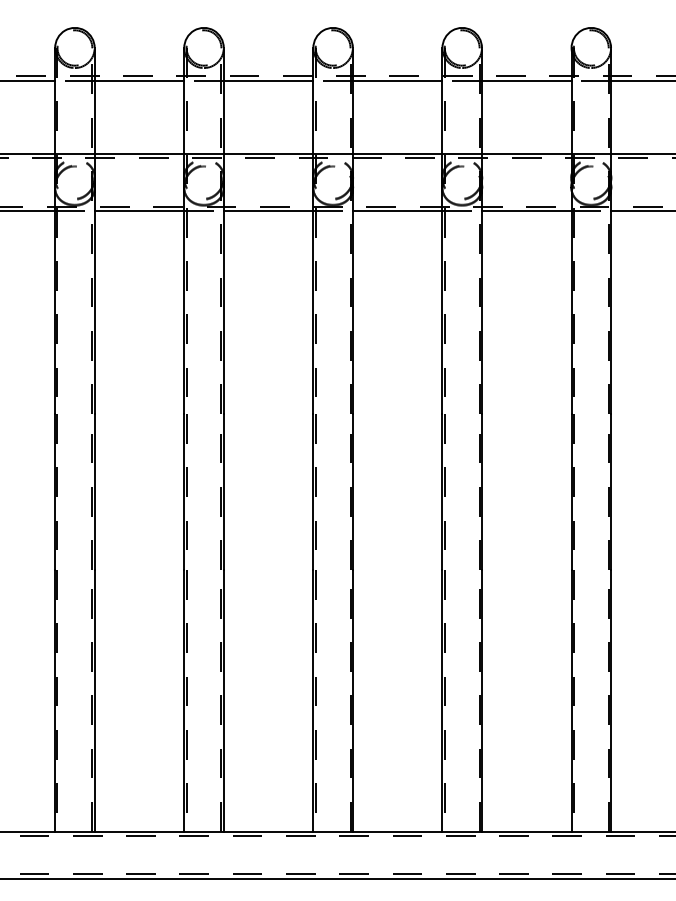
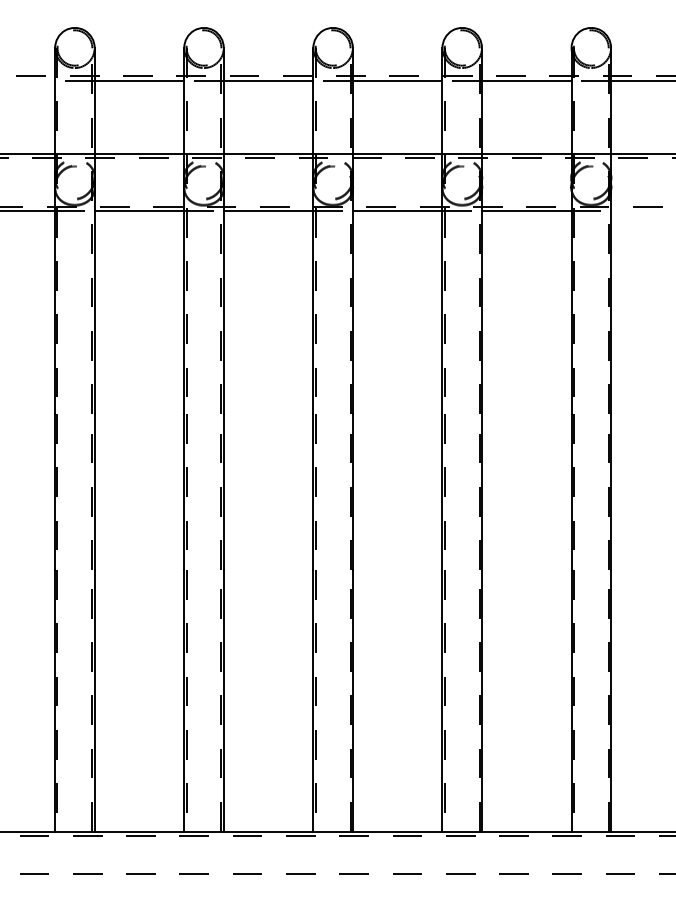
line: present -> none (28, 80)
line: present -> none (641, 210)
line: present -> none (337, 878)
